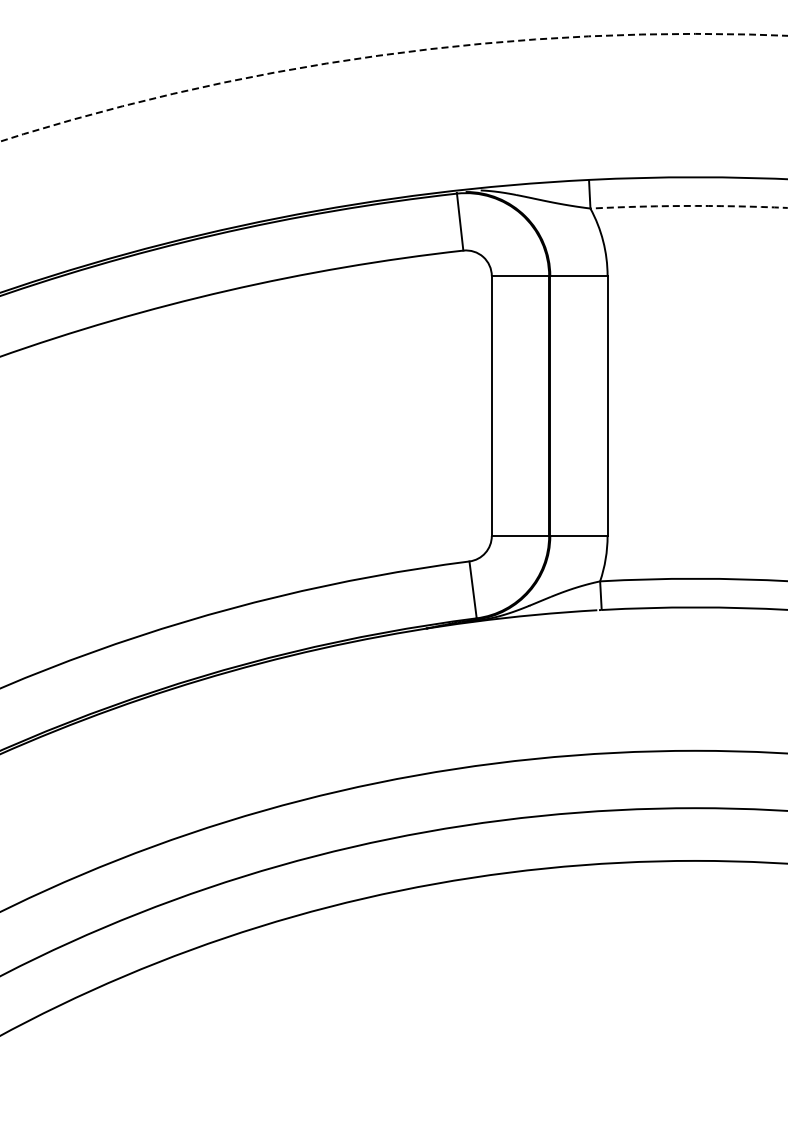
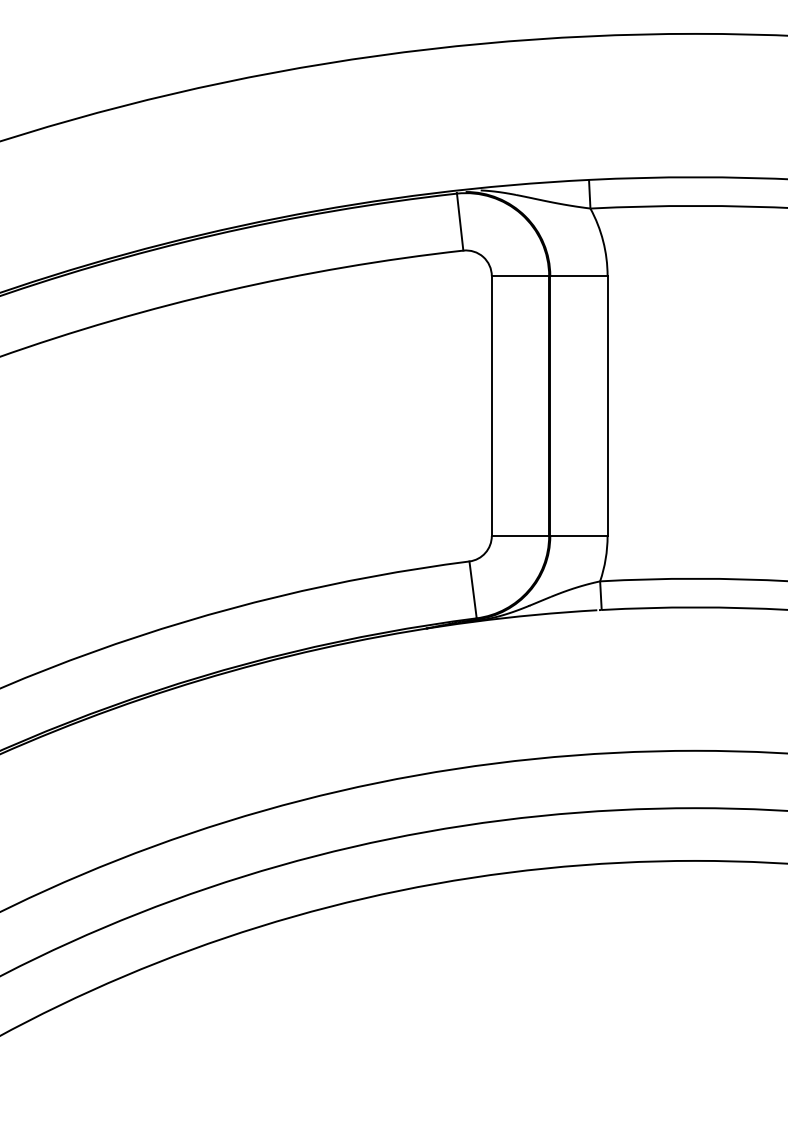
arc: dashed -> solid (388, 54)
arc: dashed -> solid (688, 206)
